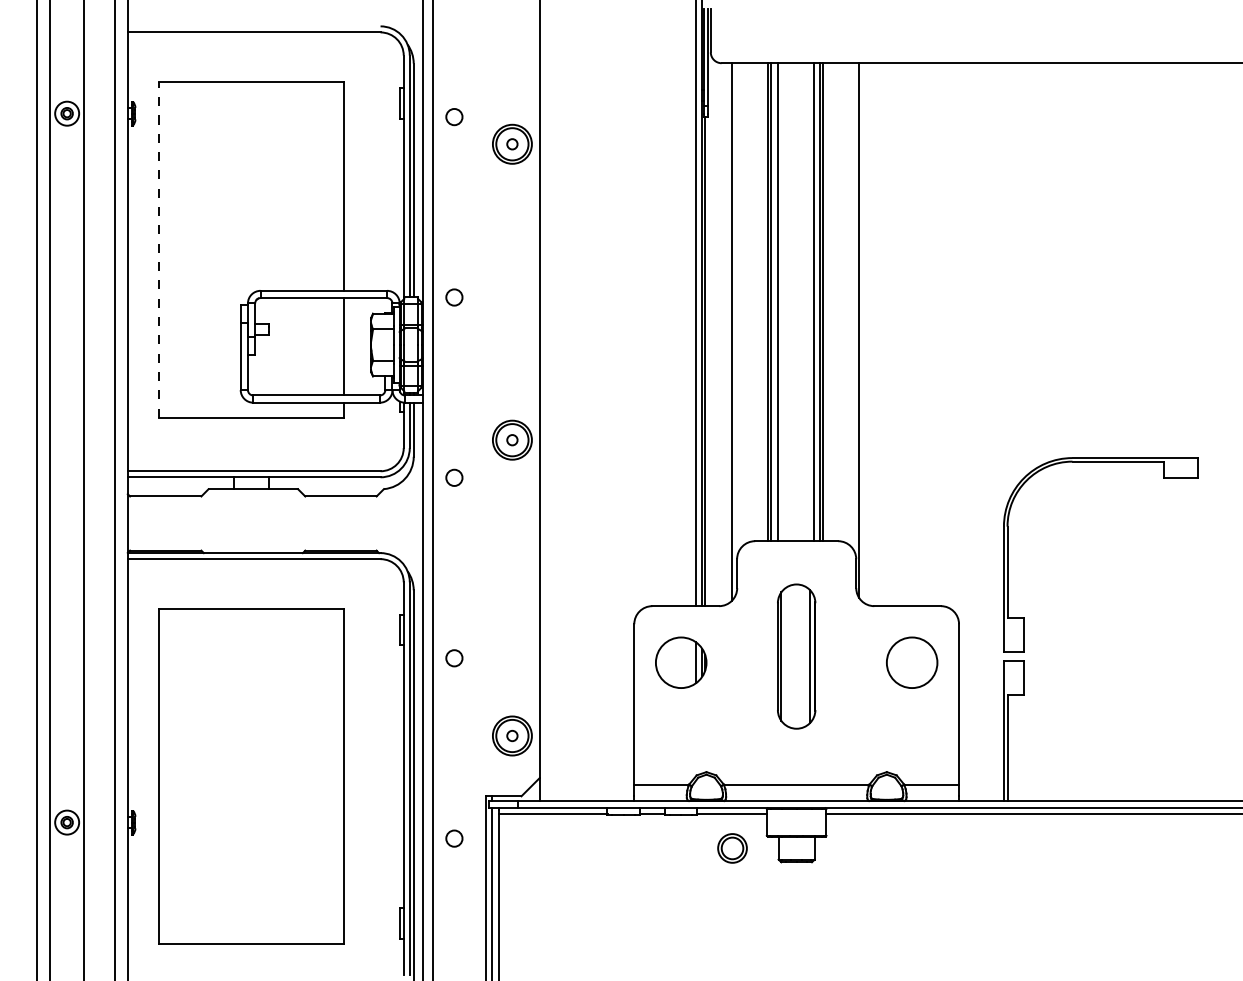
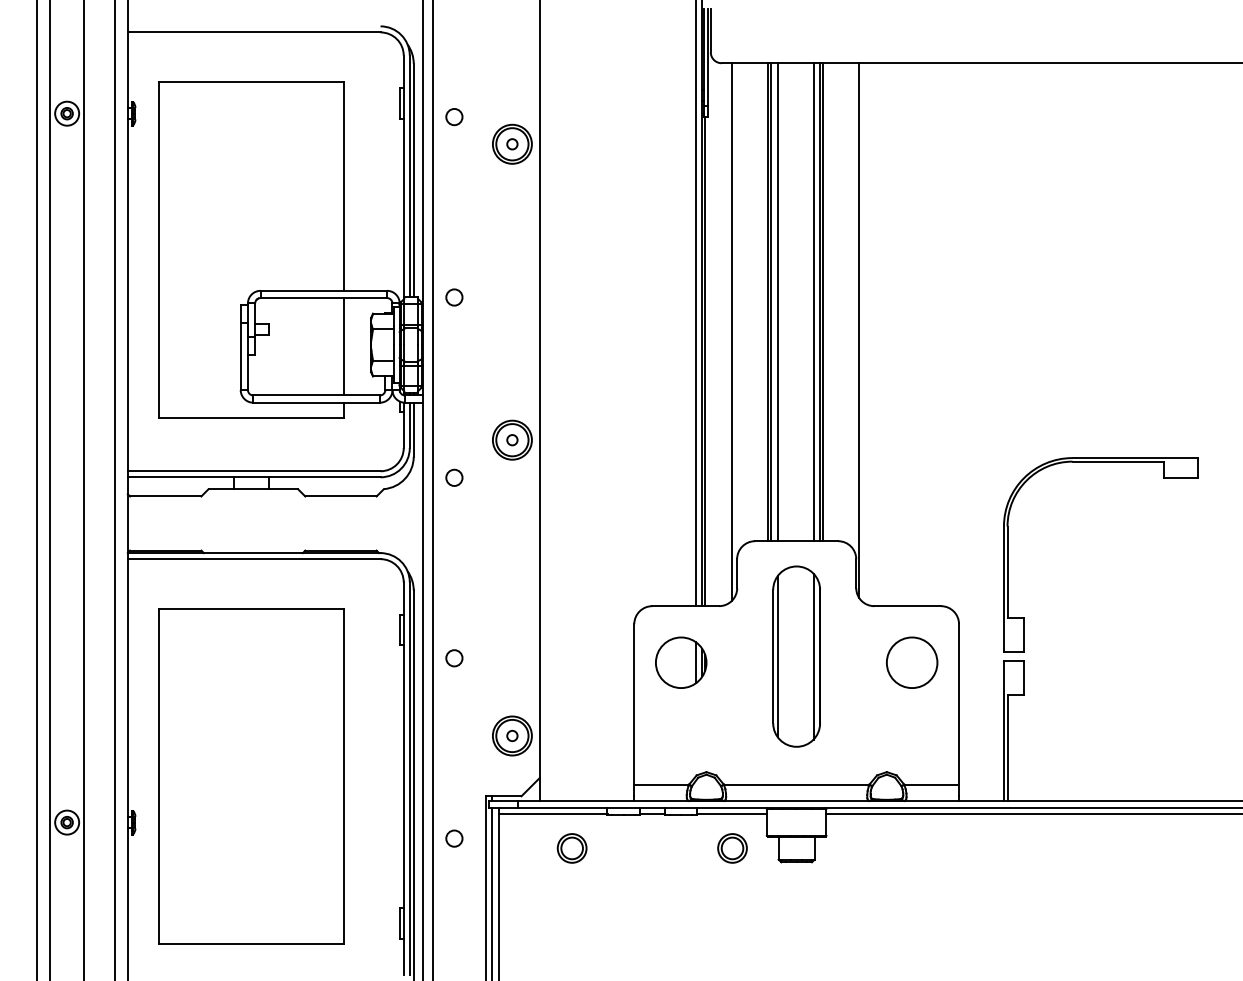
line: dashed -> solid (159, 250)
part size: 40x147 px -> 49x183 px (796, 656)
part: none -> present (571, 848)
